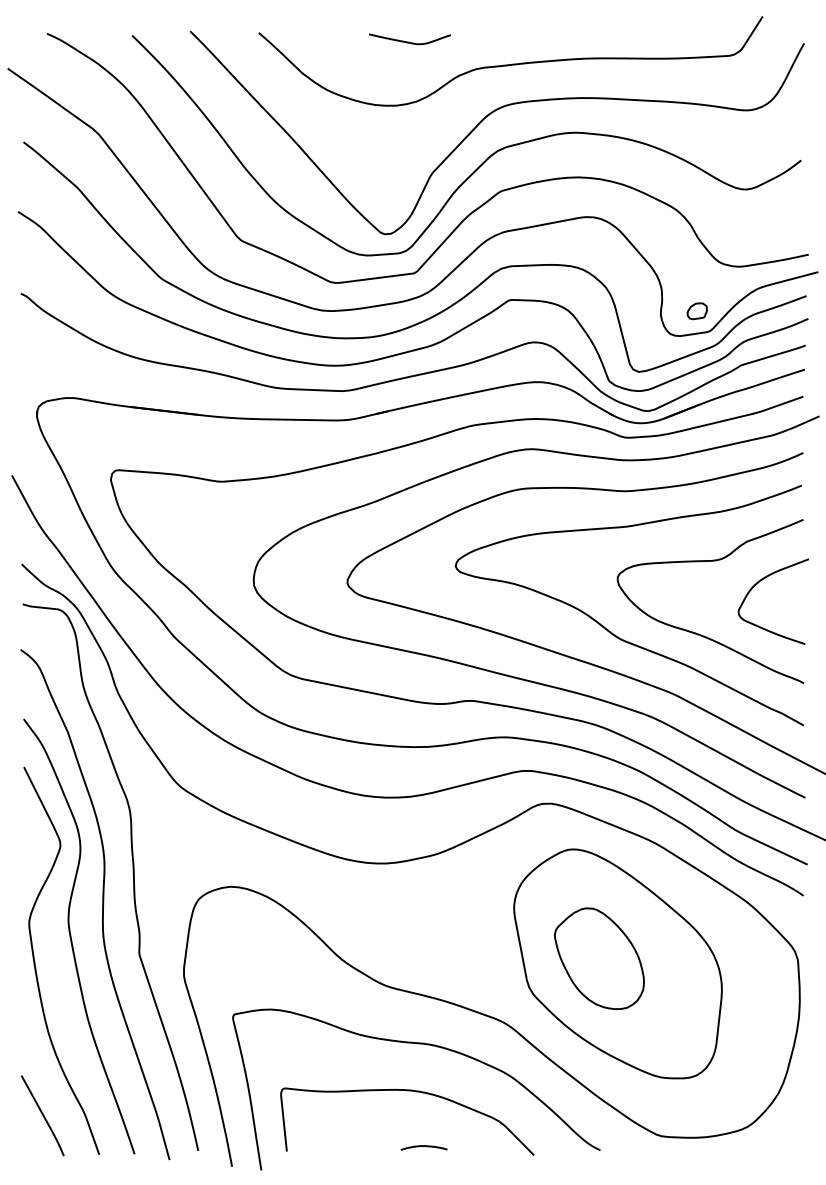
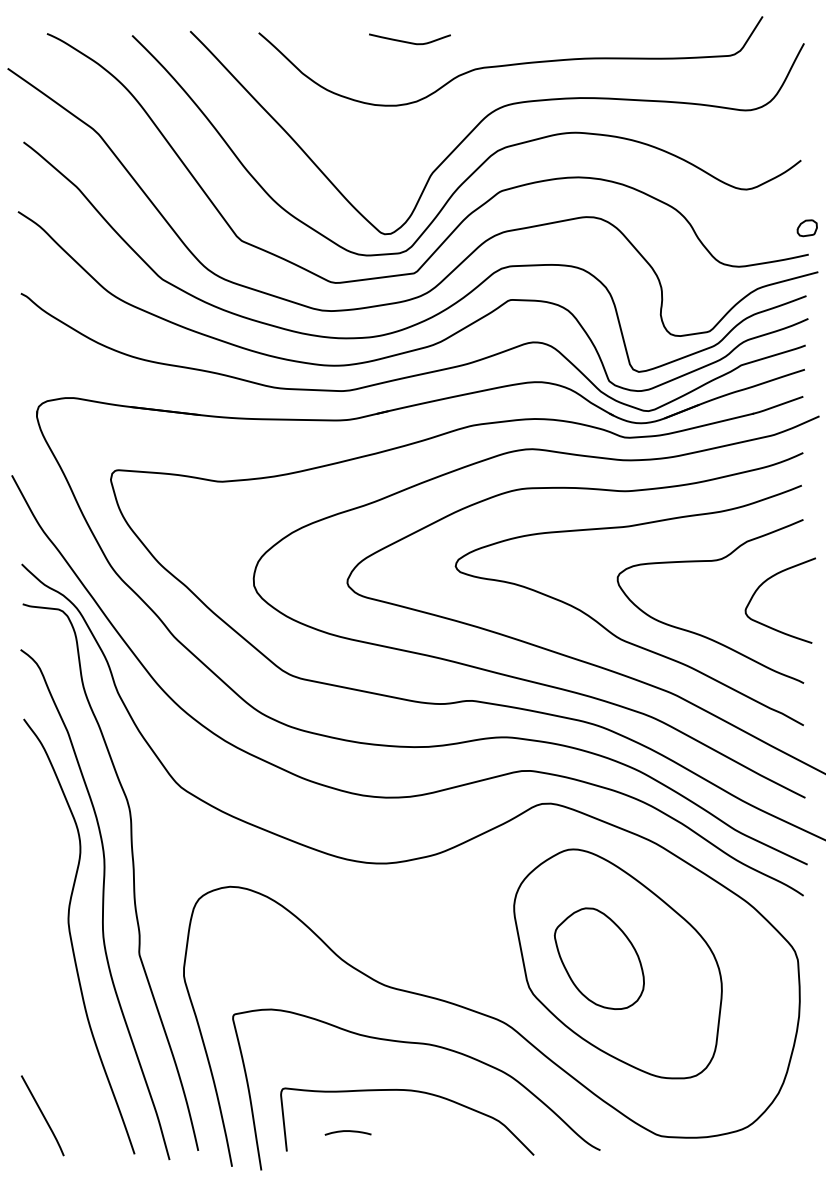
part position: (696, 311) -> (806, 228) (806, 228)
curve position: (756, 585) -> (763, 584) (763, 584)
curve: present -> none (36, 967)
curve position: (423, 1146) -> (347, 1131) (347, 1131)
